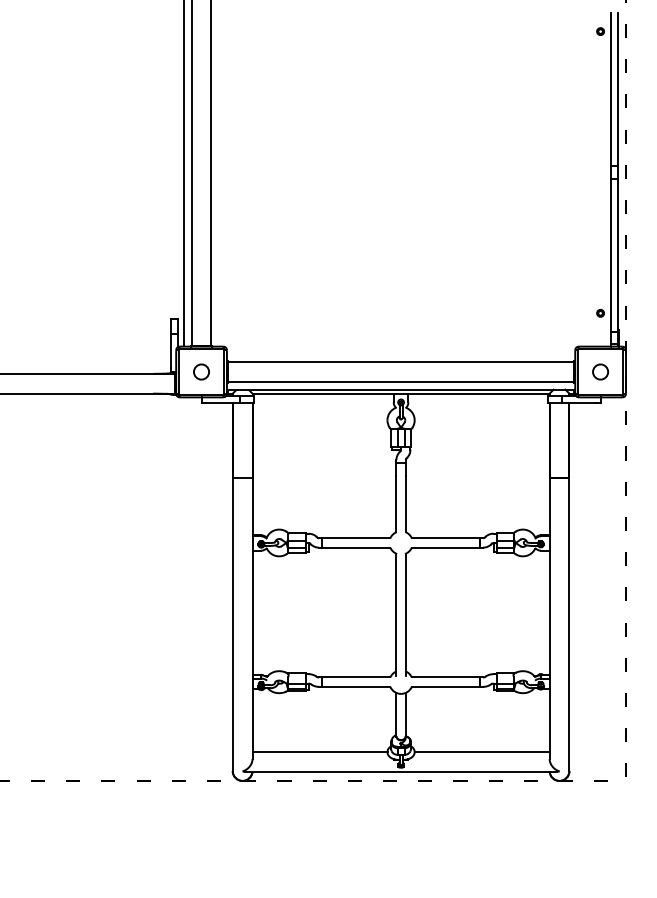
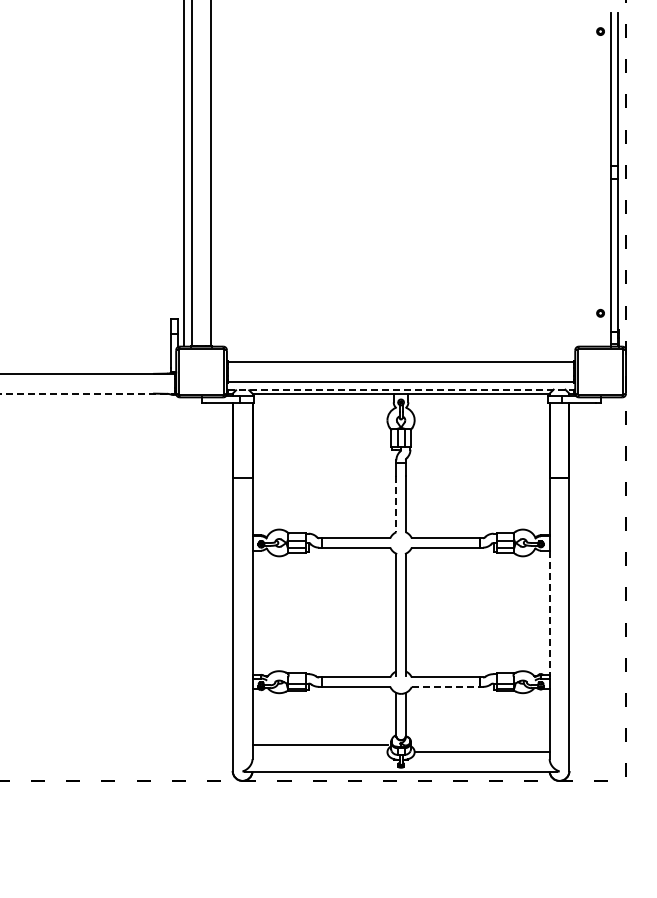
circle: present -> none (201, 371)
circle: present -> none (600, 371)
line: solid -> dashed (401, 389)
line: solid -> dashed (88, 393)
line: solid -> dashed (396, 504)
line: solid -> dashed (549, 614)
line: solid -> dashed (446, 686)
line position: (319, 751) -> (319, 744) (319, 744)
